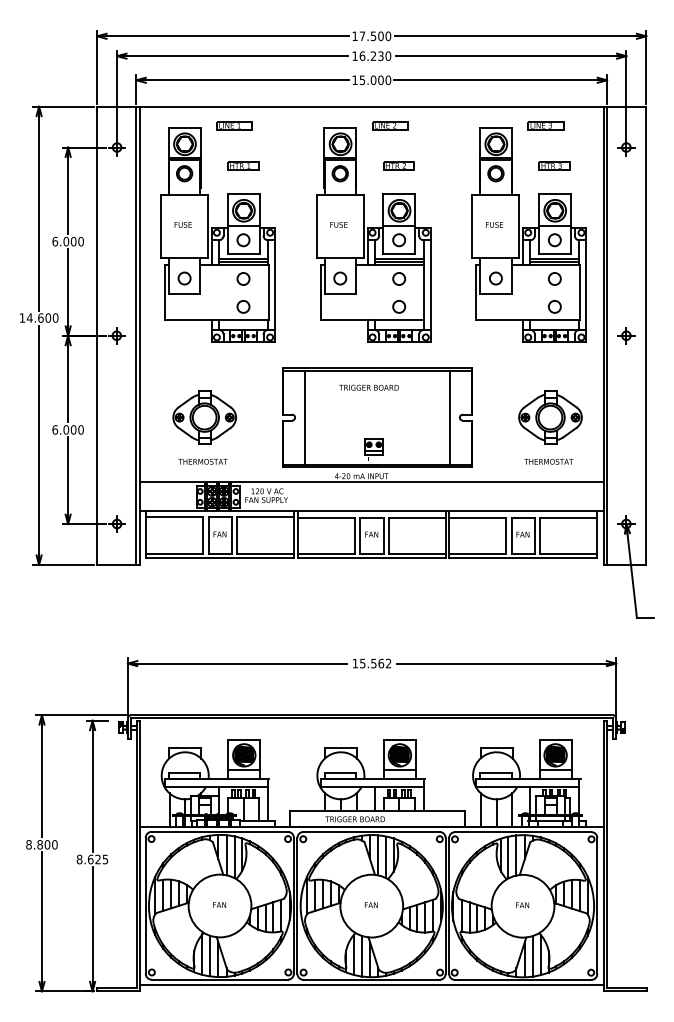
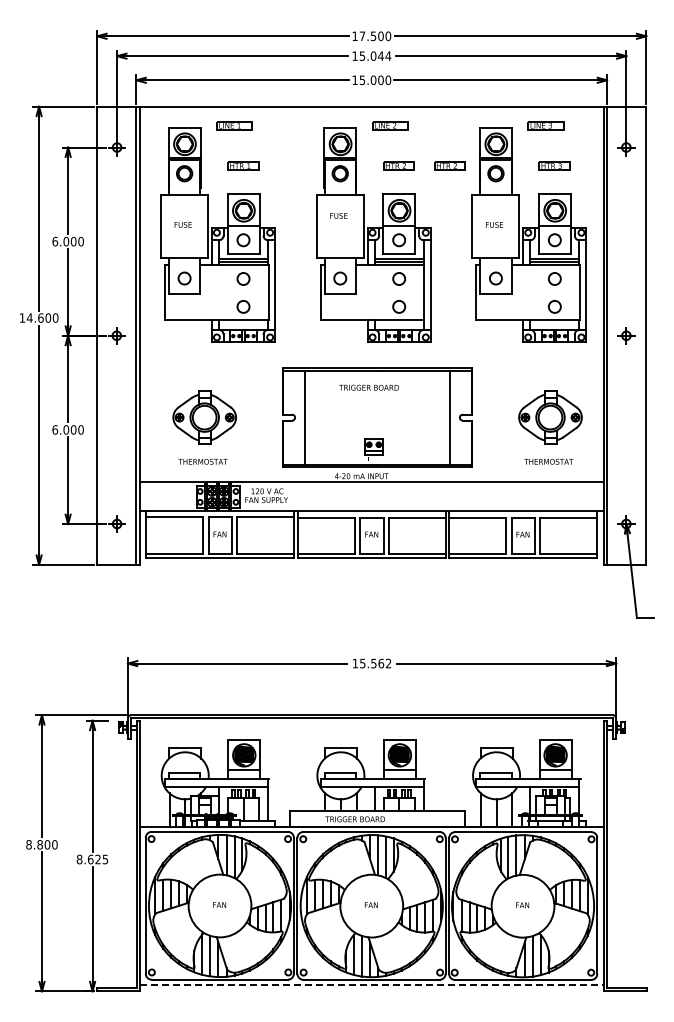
text: 16.230 -> 15.044 (375, 55)
part: none -> present (449, 165)
text position: (338, 224) -> (338, 215) (338, 215)
line: solid -> dashed (372, 984)
